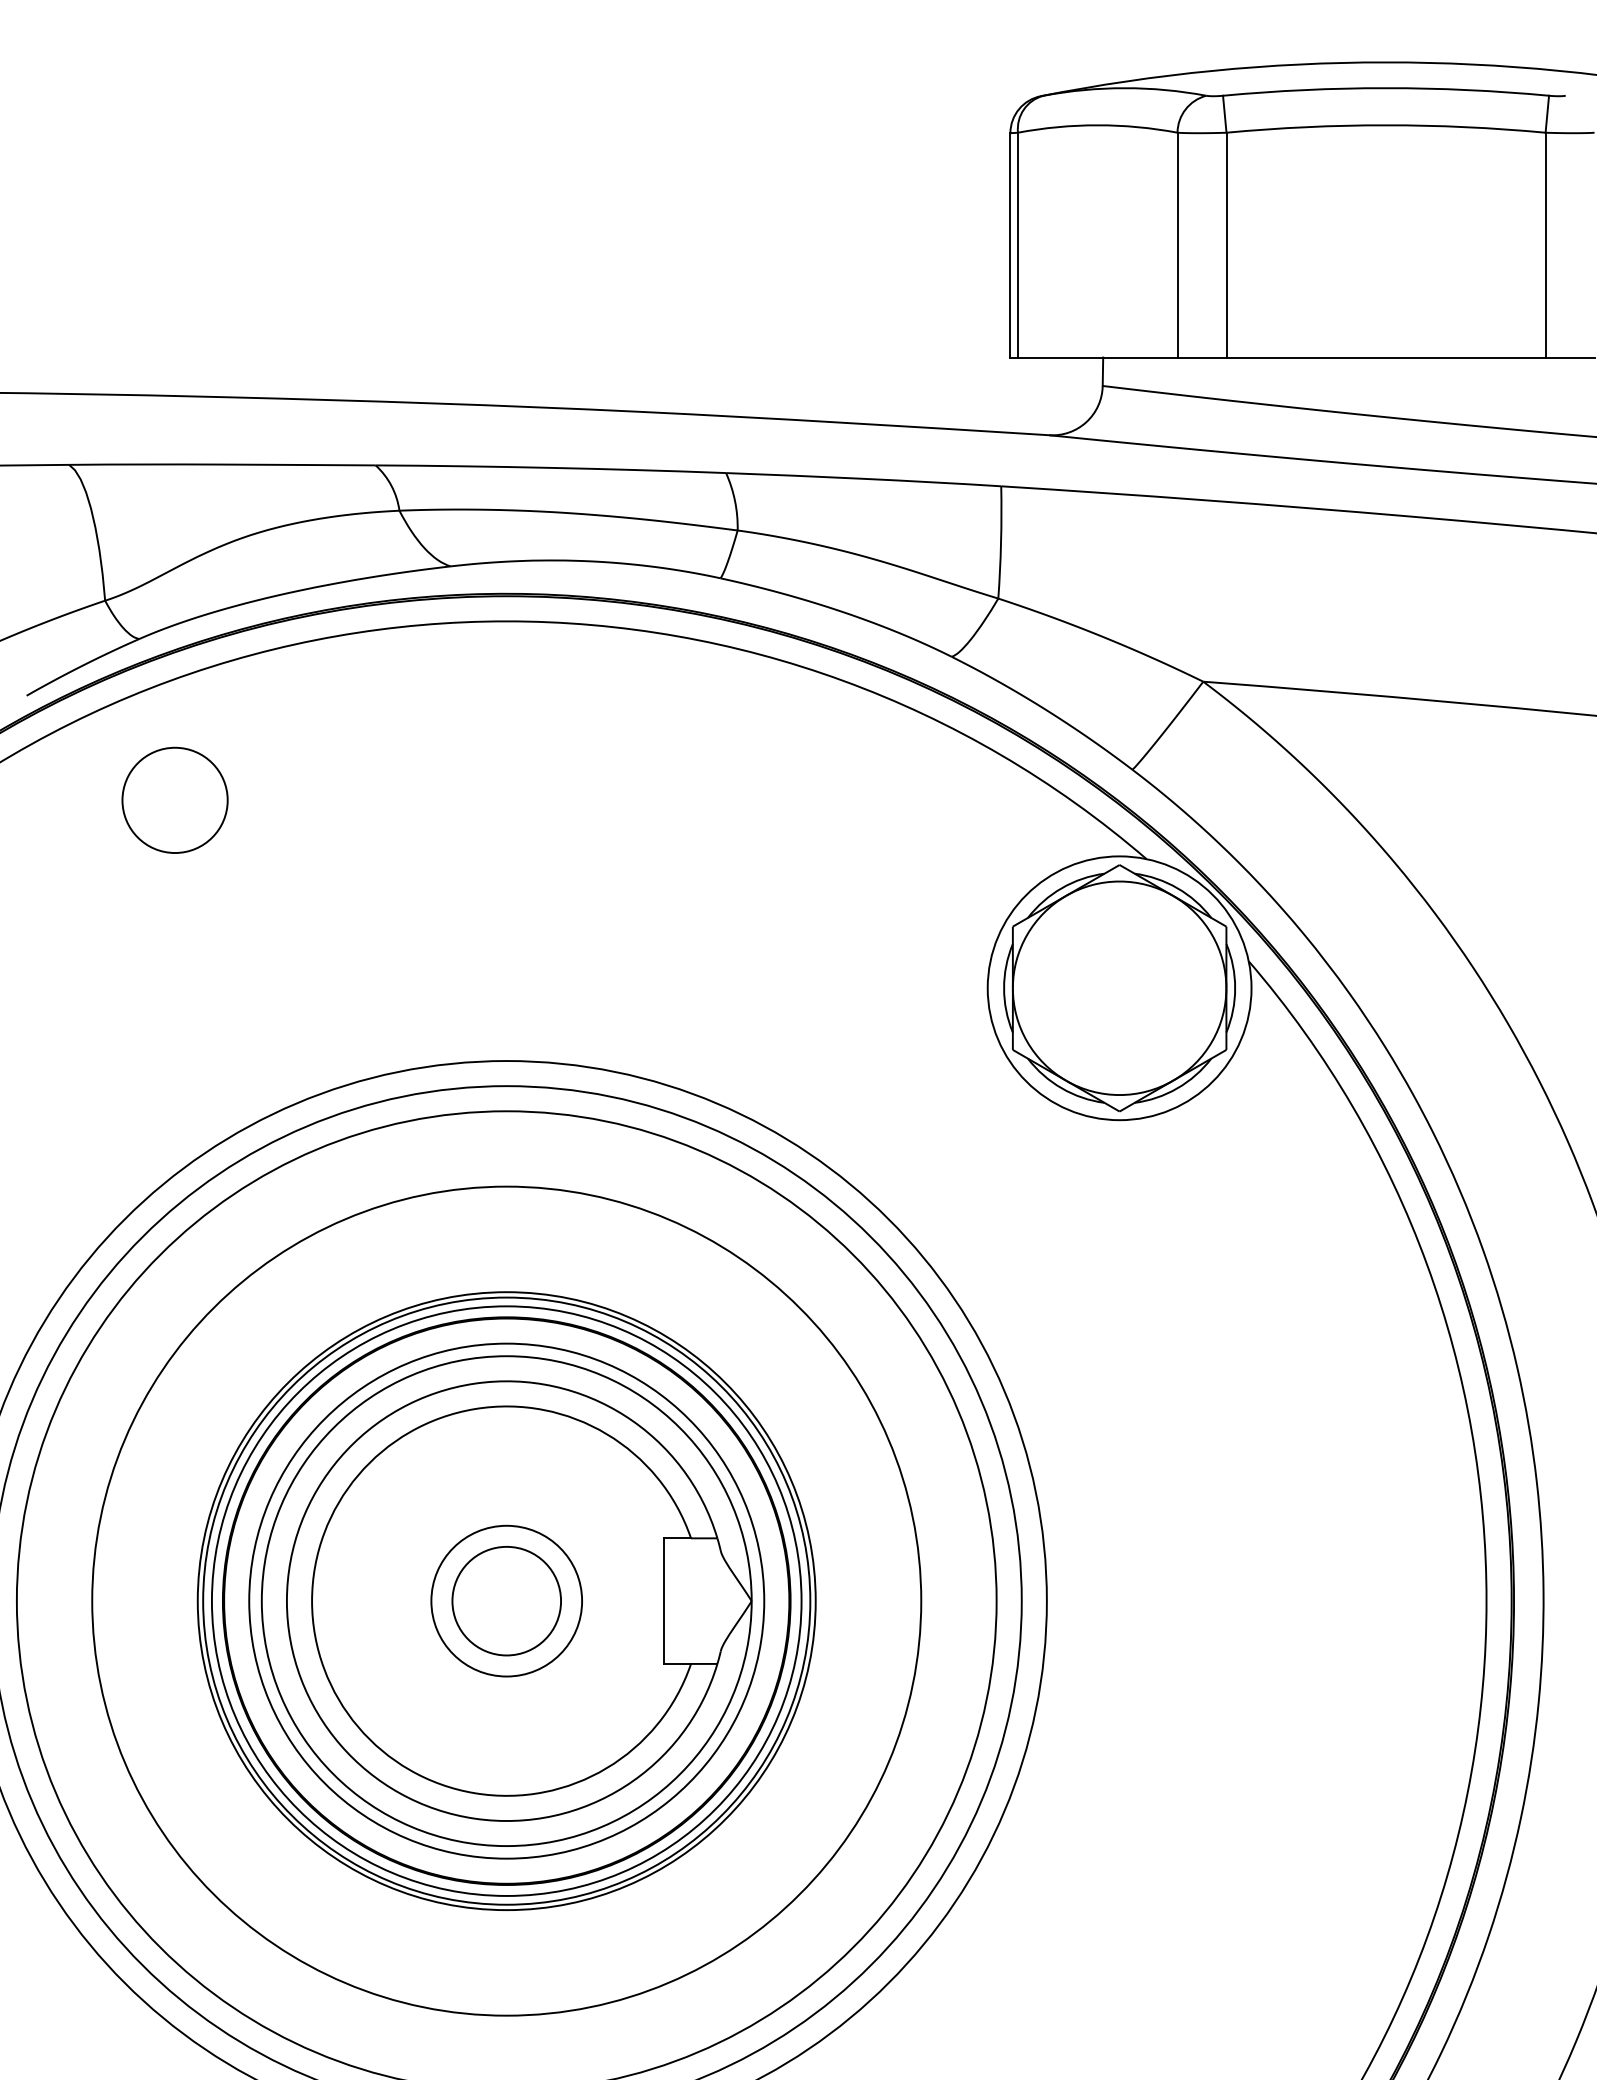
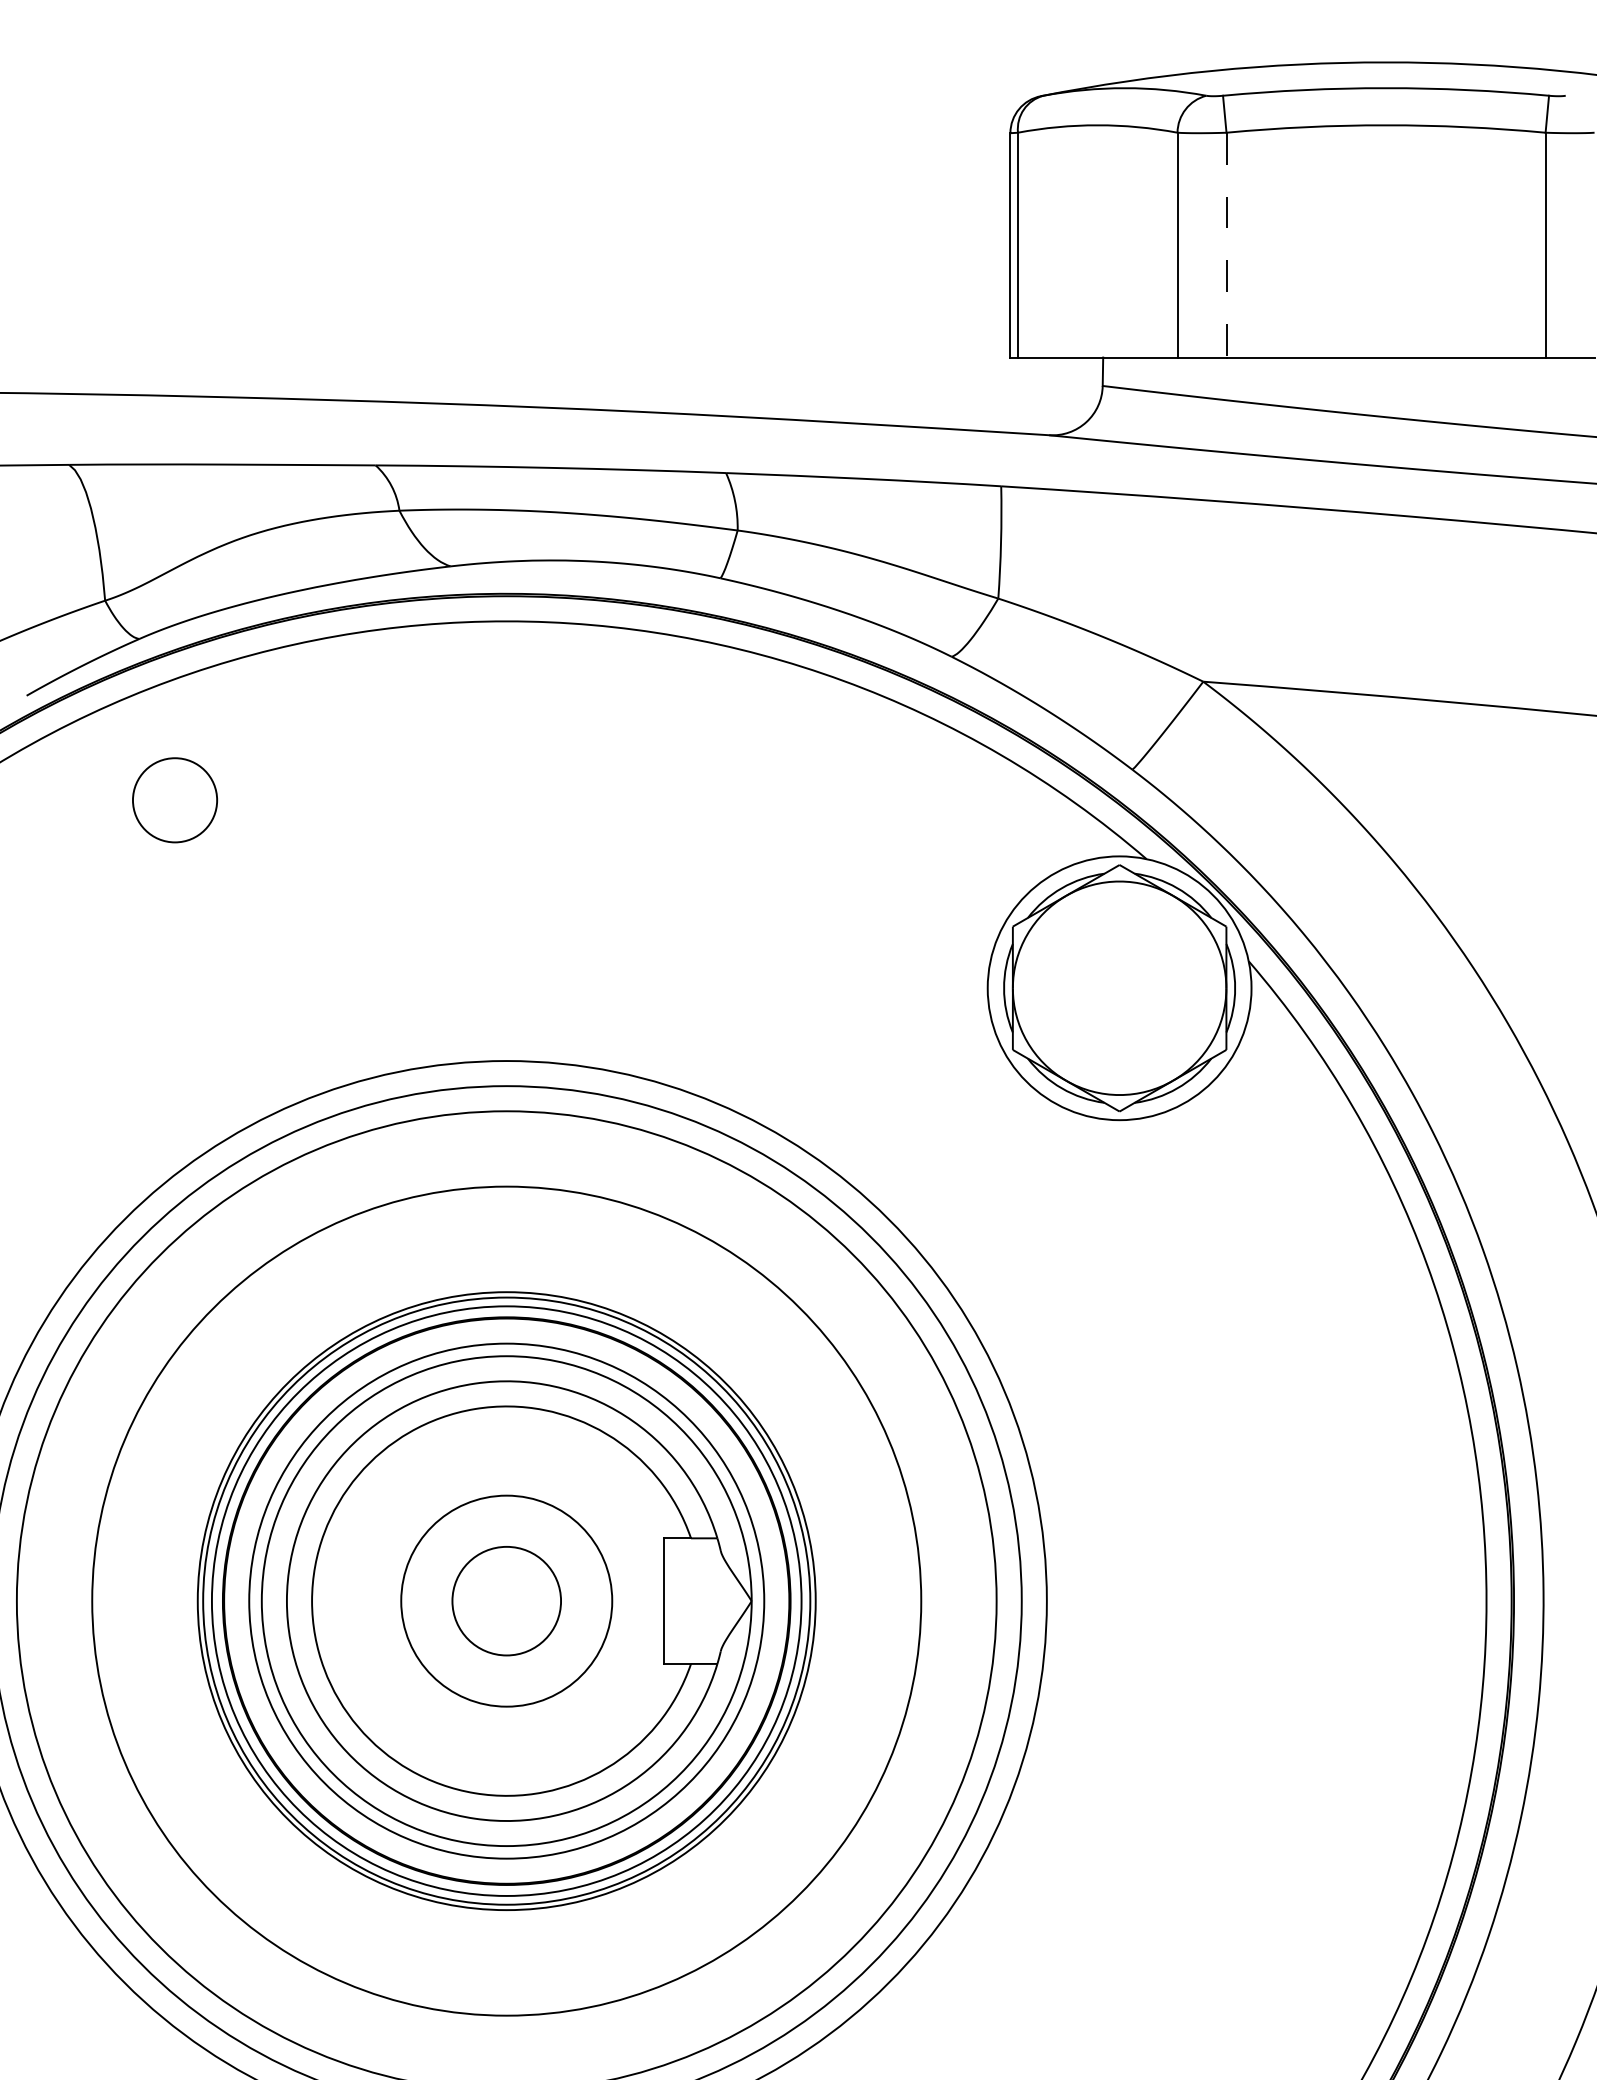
line: solid -> dashed (1226, 245)
circle size: 108x108 px -> 87x87 px (175, 800)
circle diameter: 151 px -> 211 px (506, 1600)
